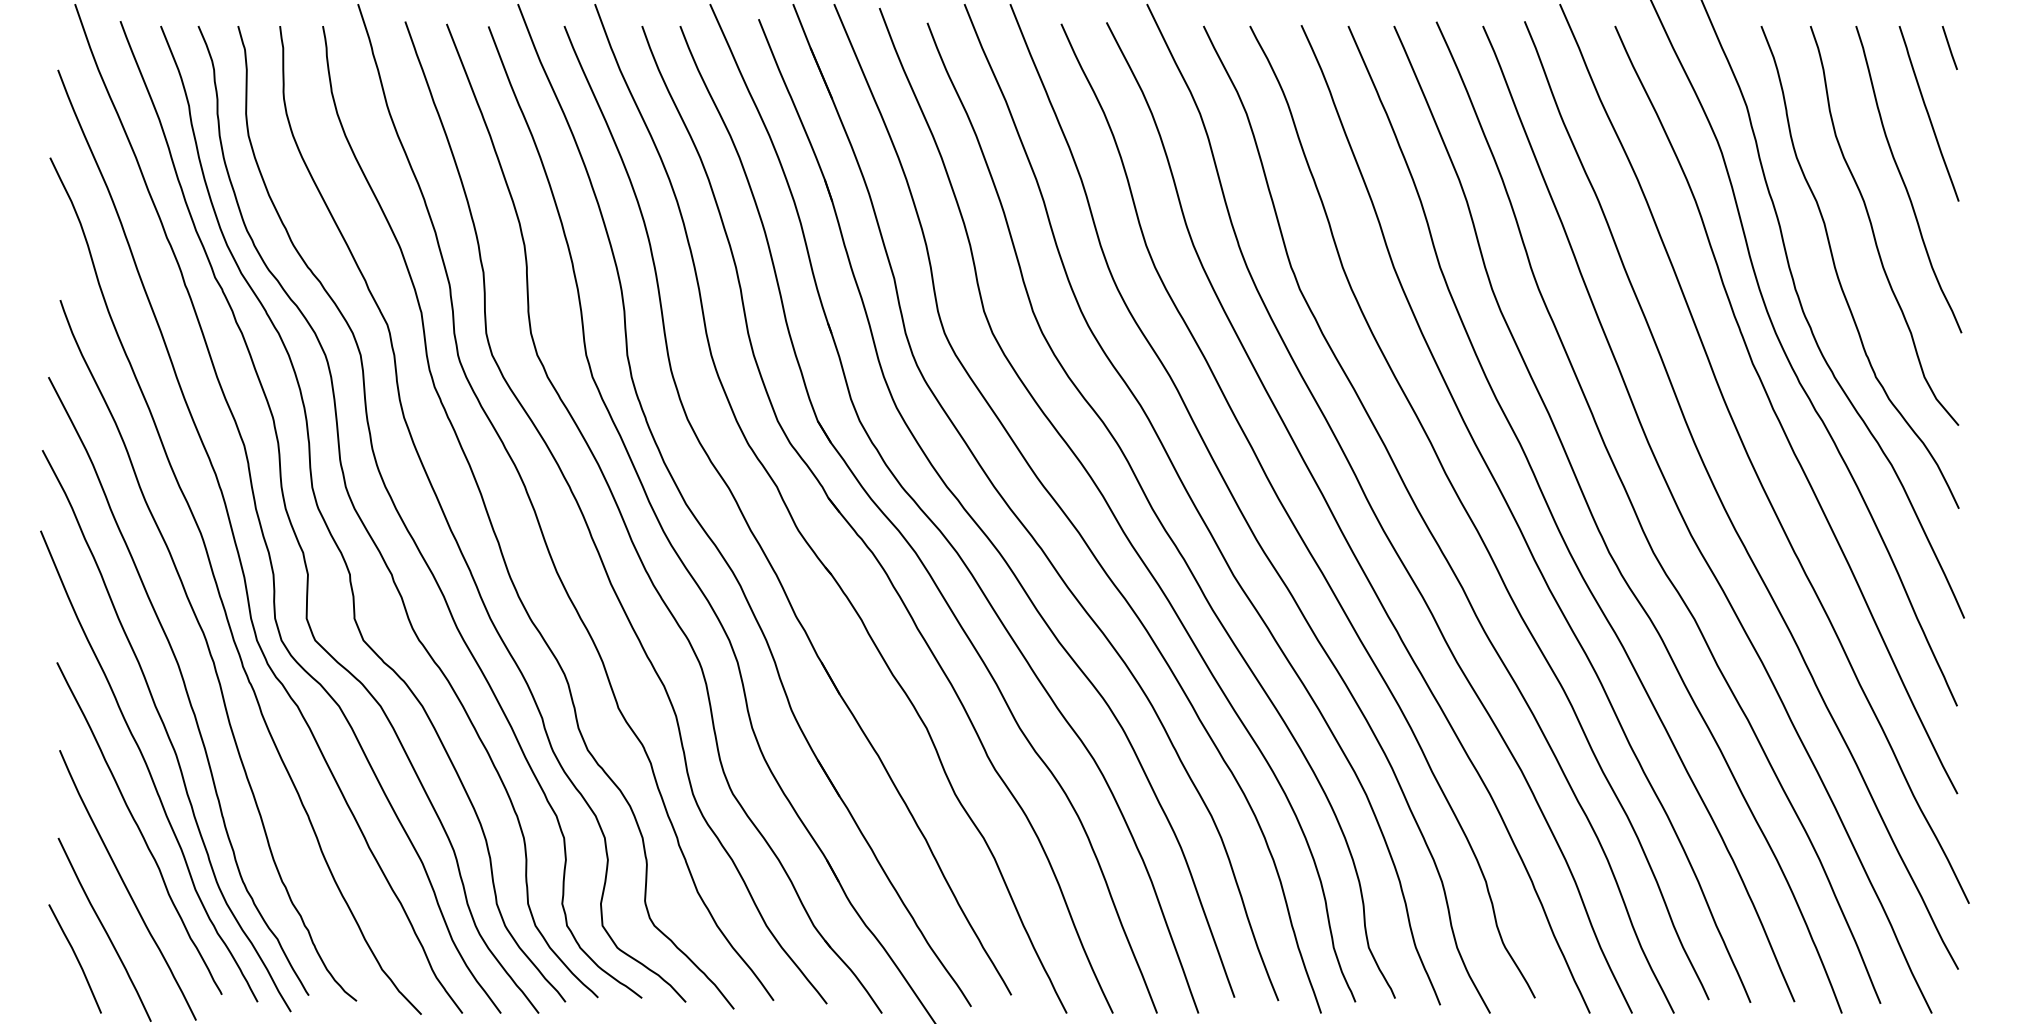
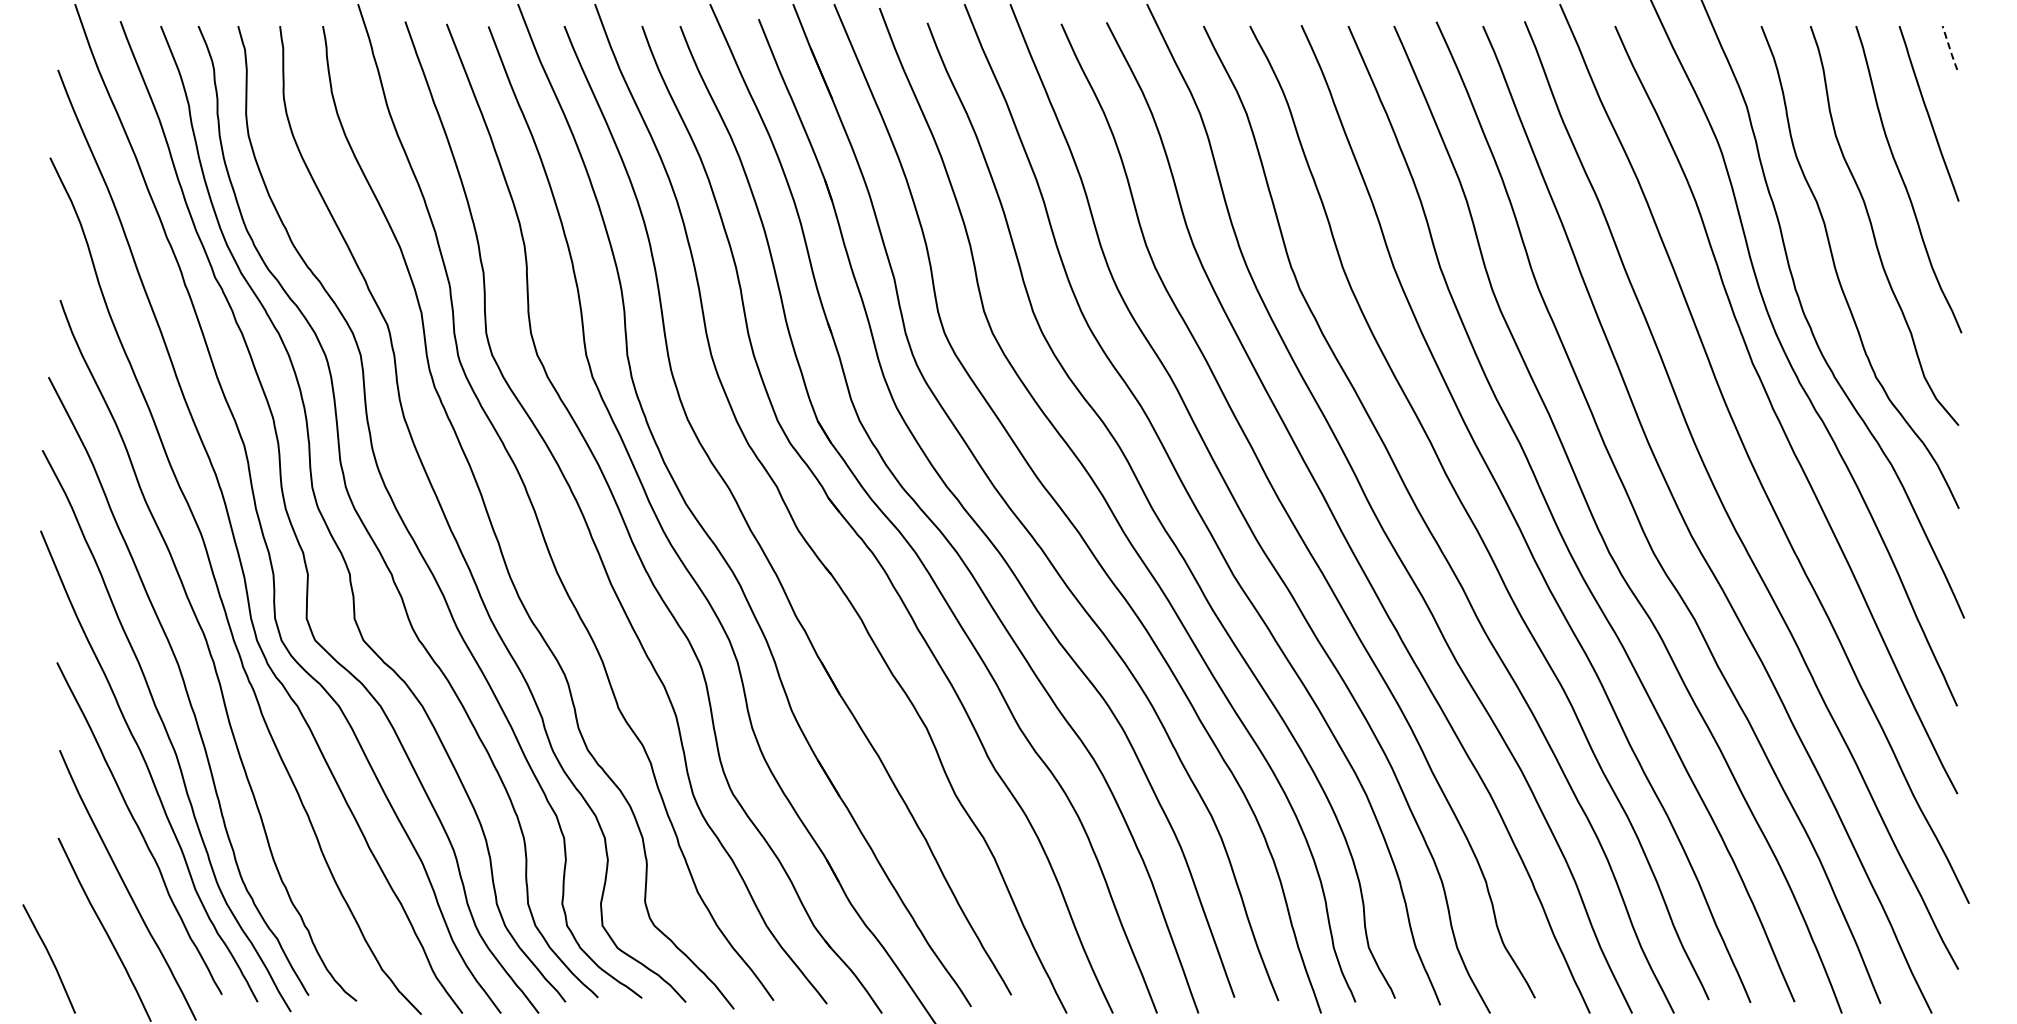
line: solid -> dashed (1949, 48)
line position: (75, 957) -> (49, 957) (49, 957)
